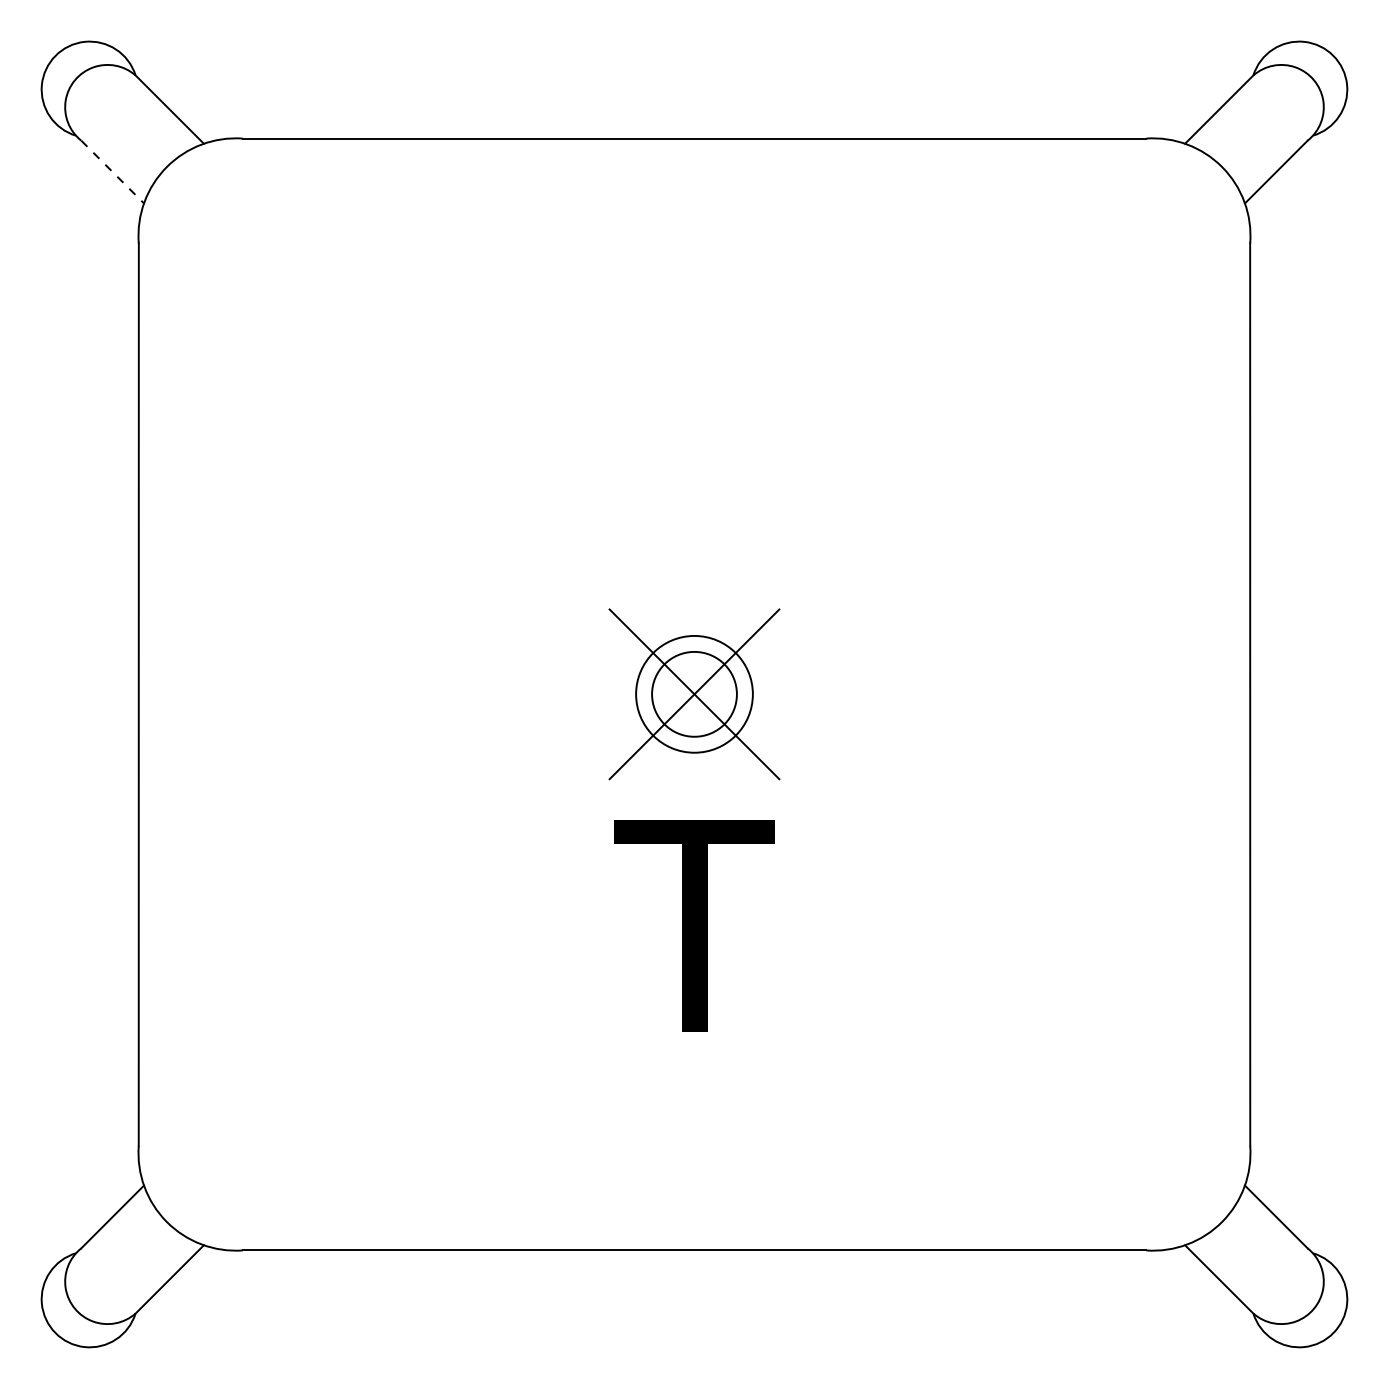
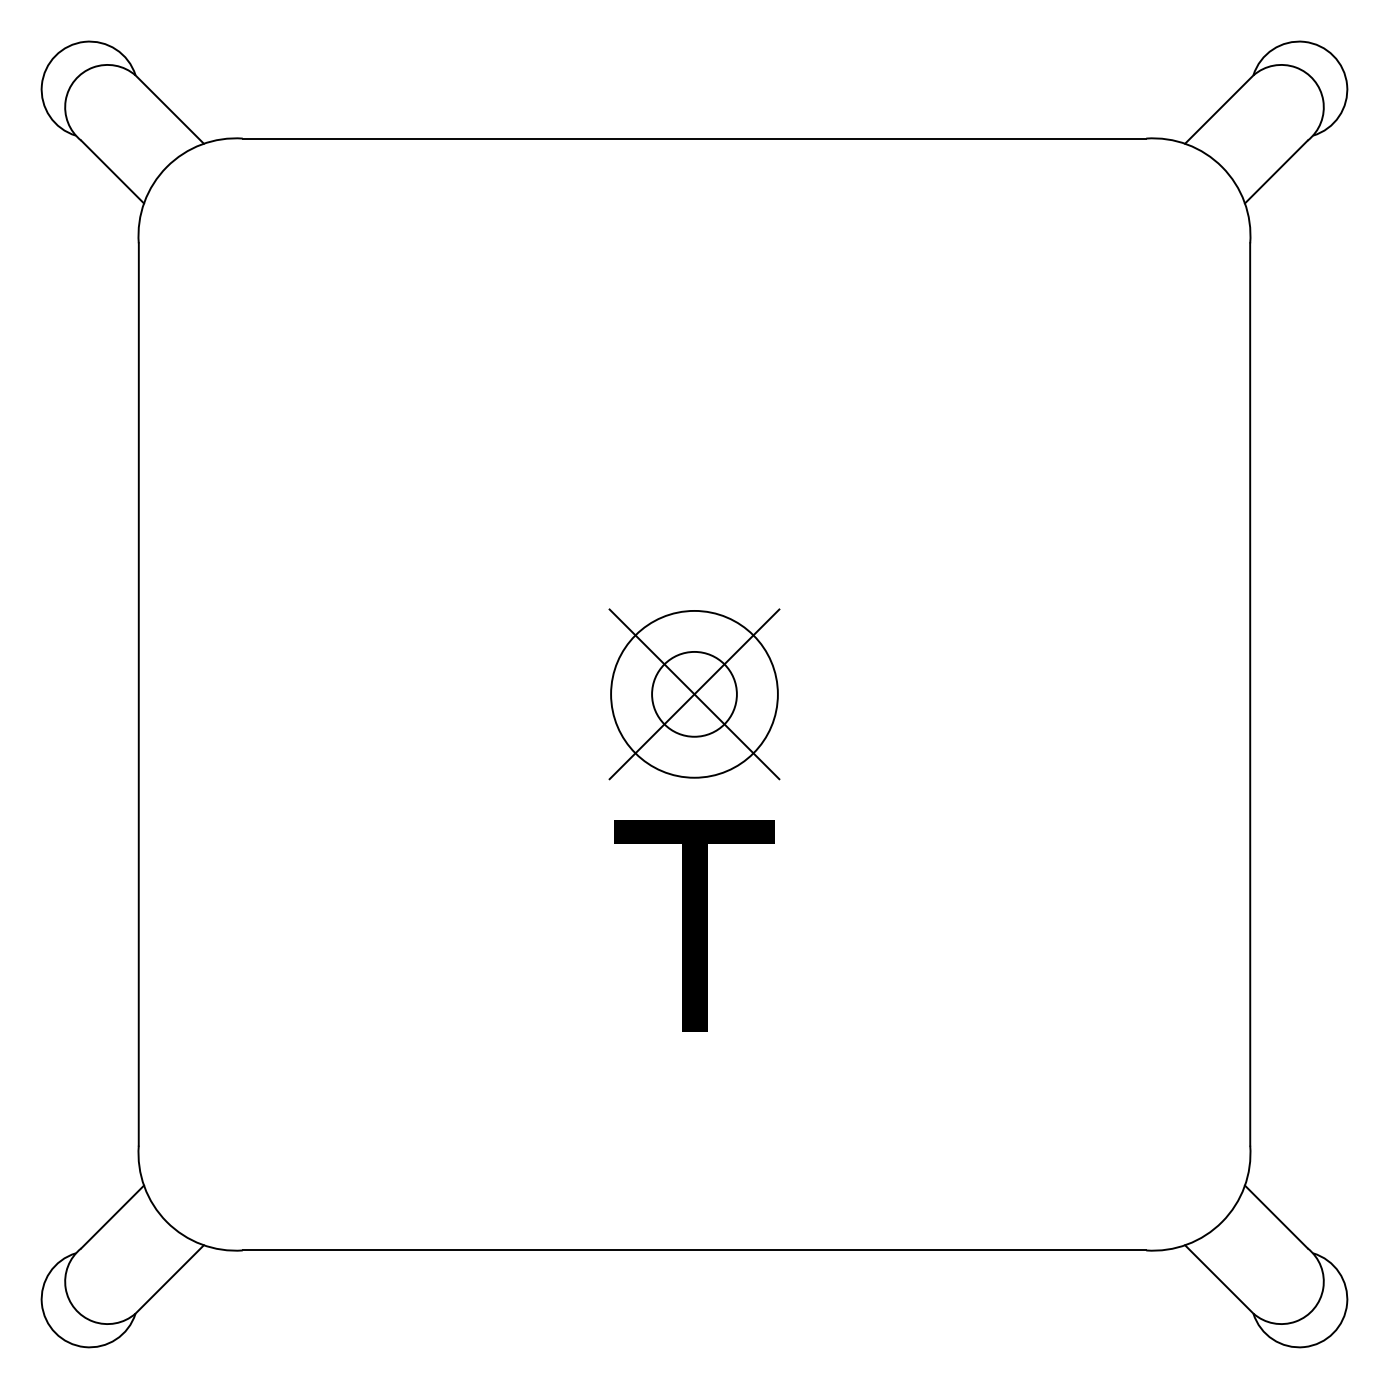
line: dashed -> solid (113, 172)
circle diameter: 117 px -> 167 px (694, 693)
